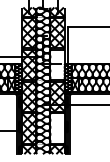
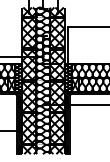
hatch: none -> present (57, 64)
hatch: none -> present (57, 128)
